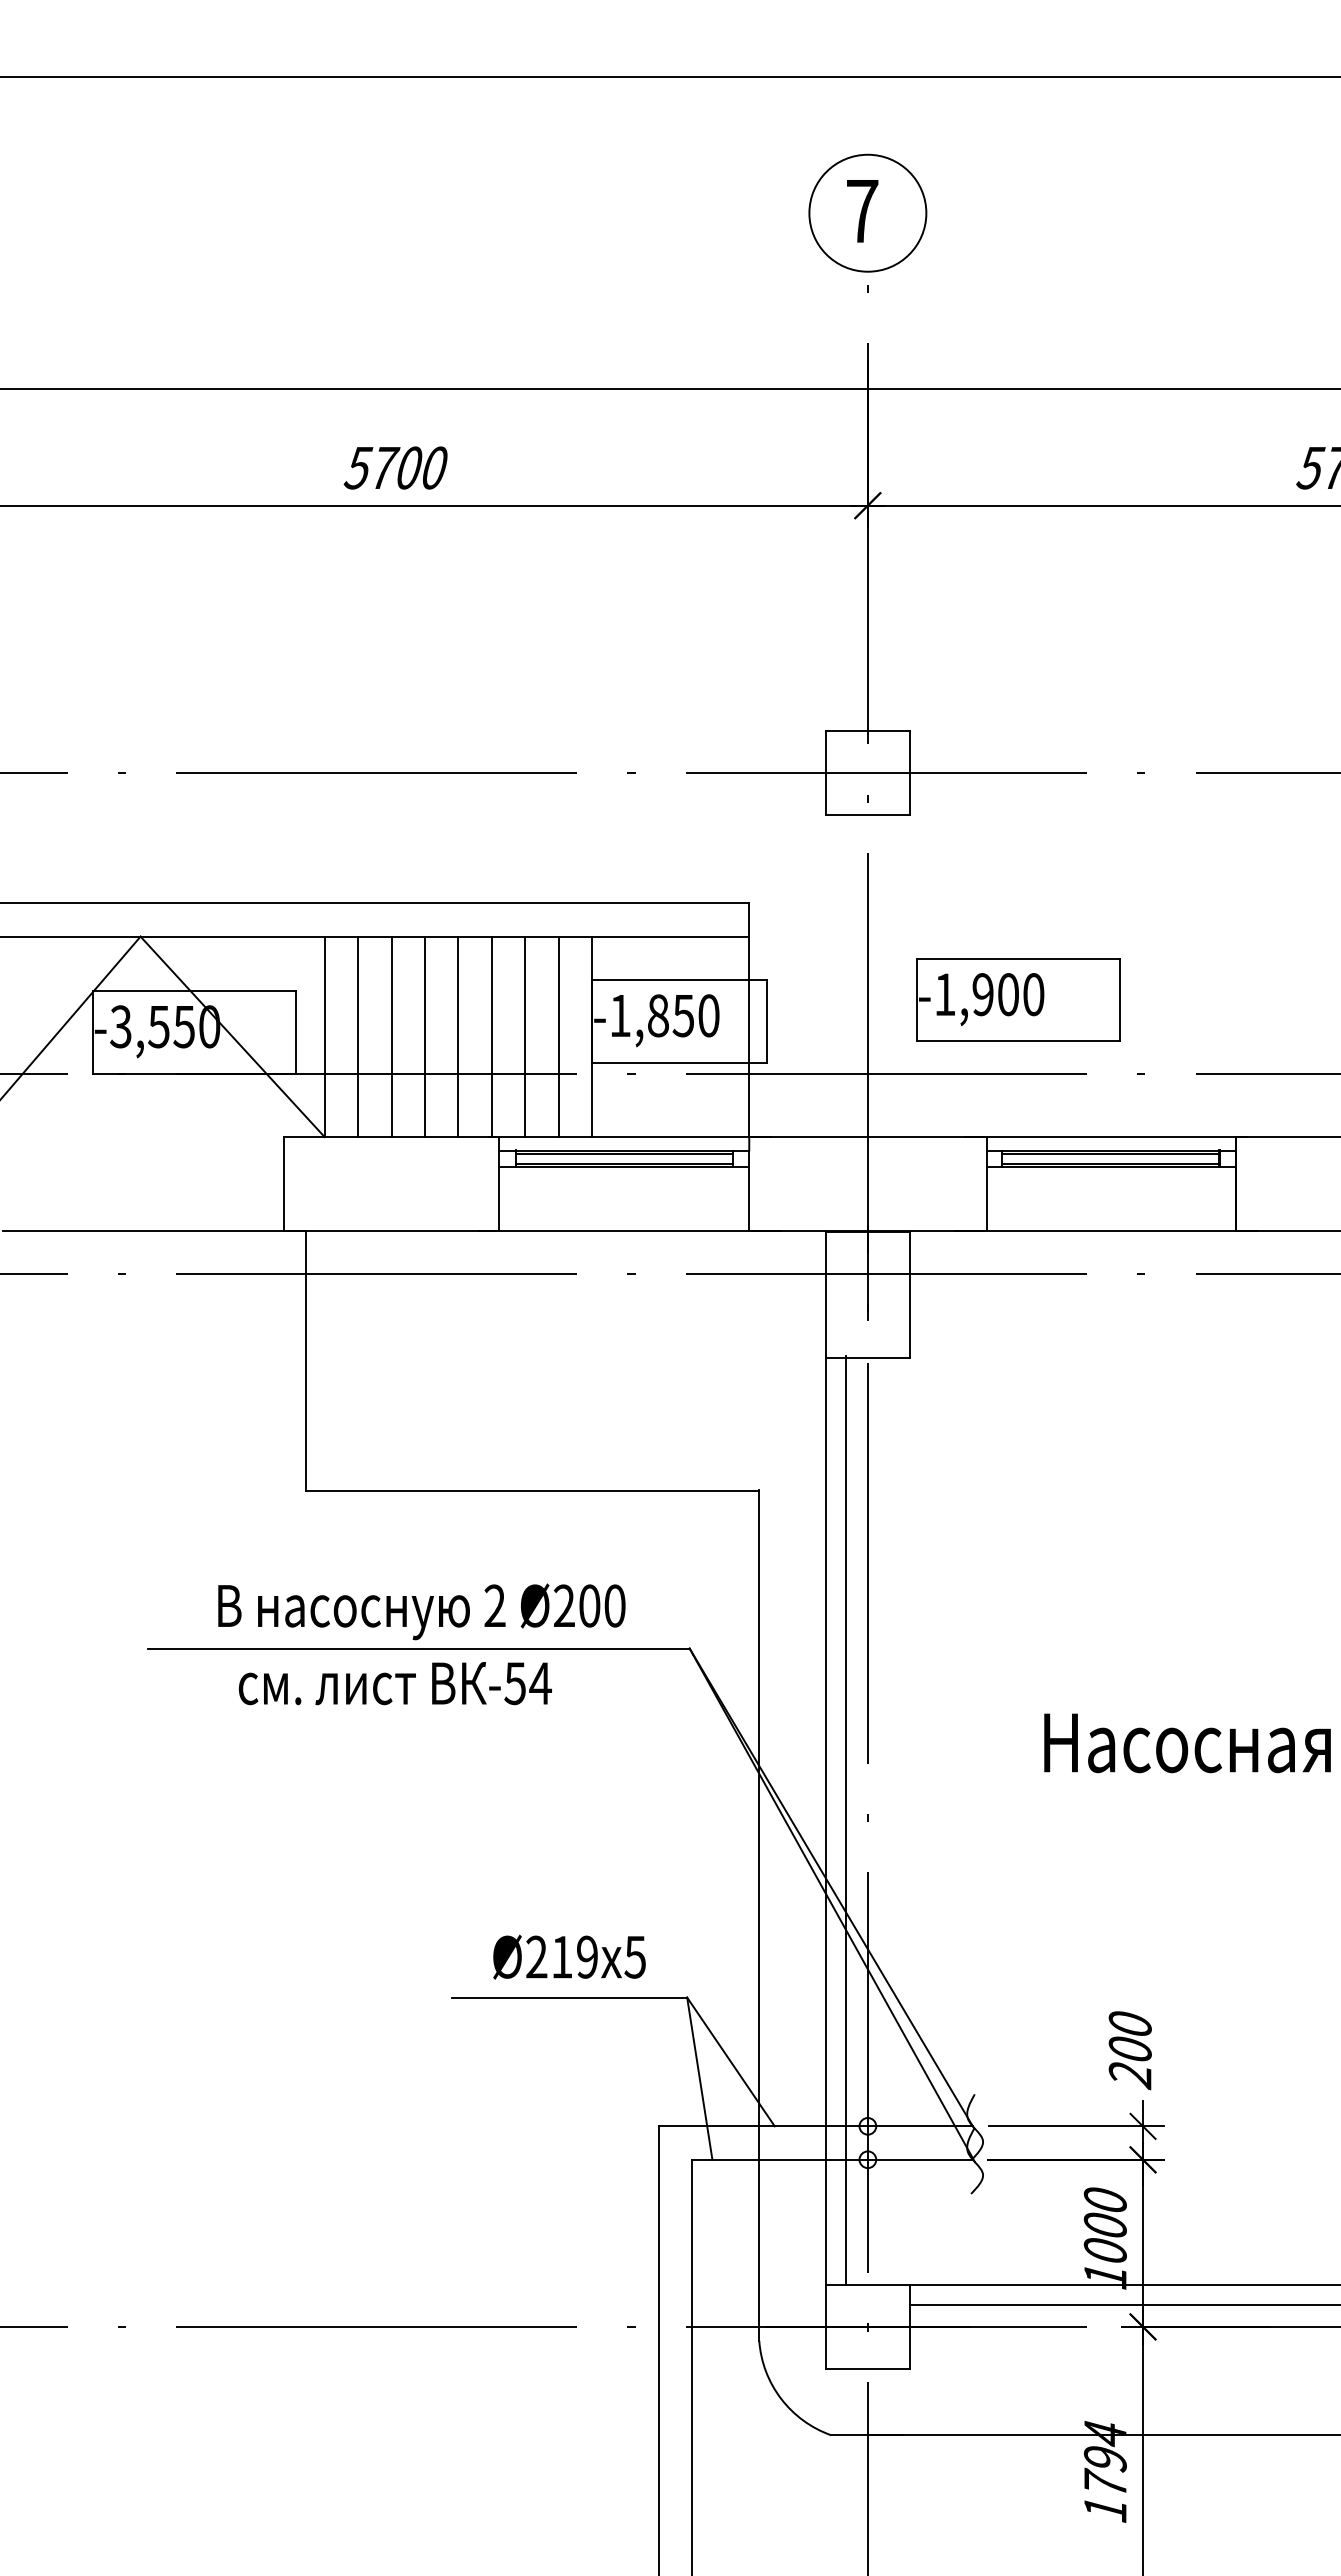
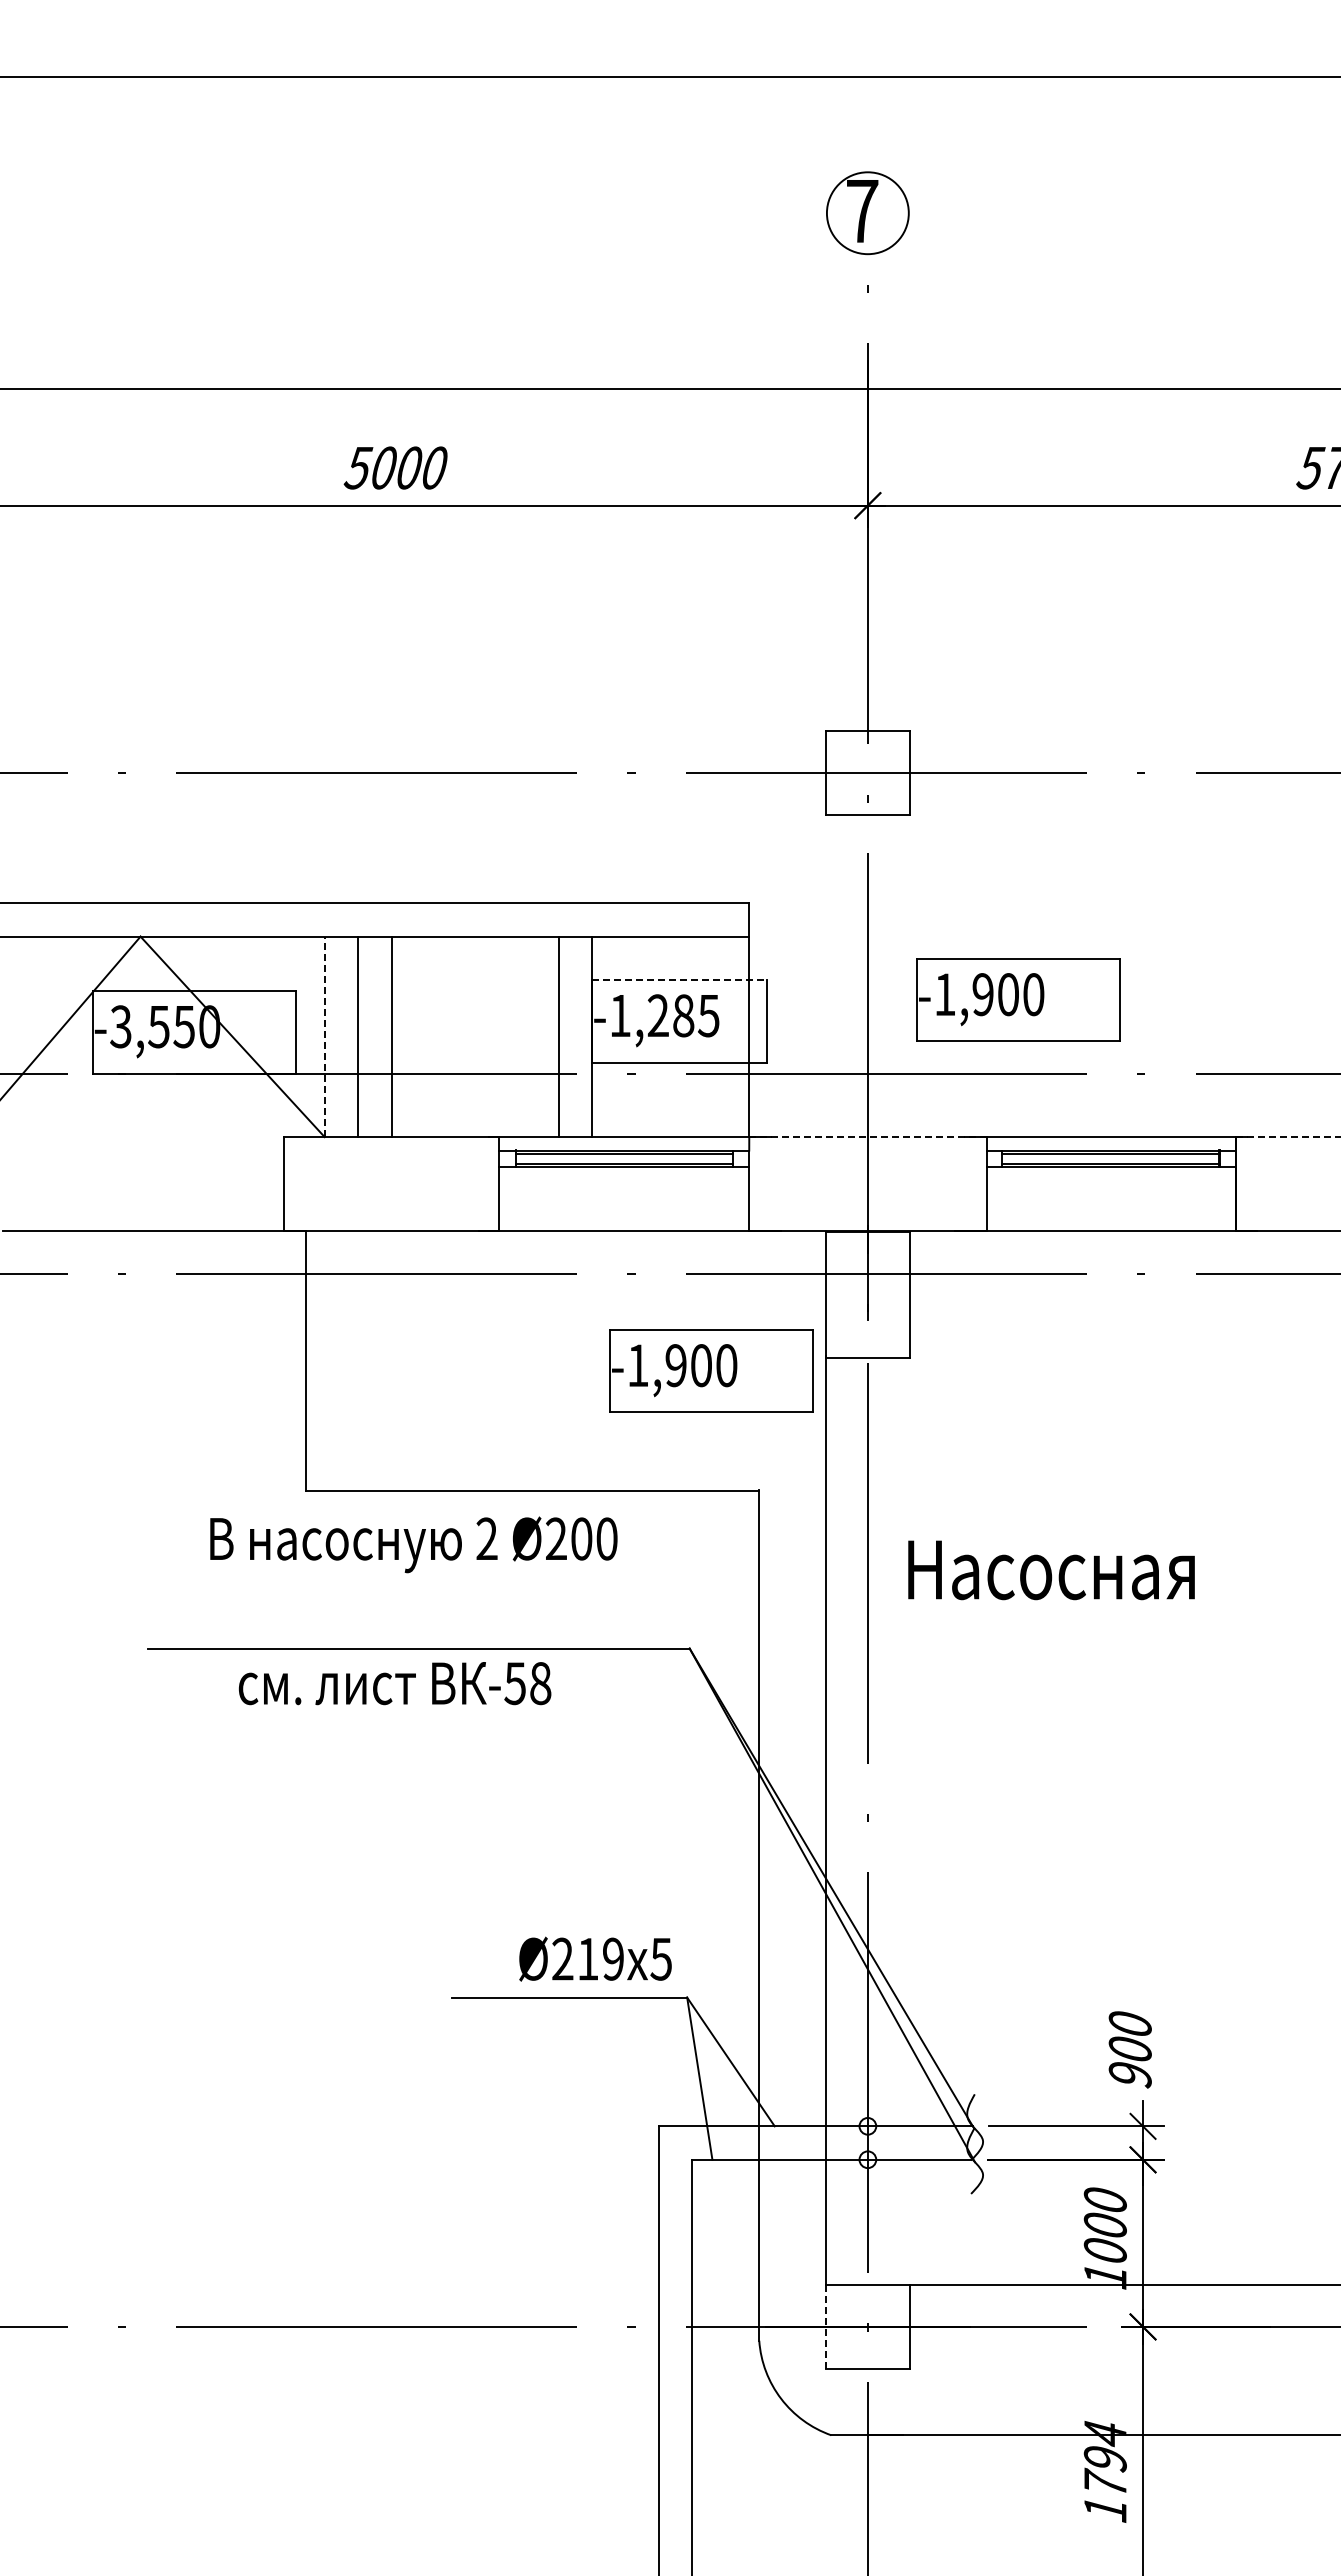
circle diameter: 117 px -> 82 px (867, 213)
text: 5700 -> 5000 (386, 467)
line: solid -> dashed (679, 979)
text: -1,850 -> -1,285 (683, 1015)
line: solid -> dashed (324, 1036)
line: present -> none (424, 1036)
line: present -> none (458, 1036)
line: present -> none (491, 1036)
line: present -> none (525, 1036)
line: solid -> dashed (867, 1137)
line: solid -> dashed (1288, 1137)
part: none -> present (711, 1370)
text position: (421, 1611) -> (413, 1544) (413, 1544)
text: -54 -> -58 (540, 1683)
text position: (1187, 1743) -> (1051, 1570) (1051, 1570)
line: present -> none (846, 1820)
text position: (569, 1956) -> (595, 1958) (595, 1958)
text: 200 -> 900 (1130, 2076)
line: present -> none (1123, 2305)
line: solid -> dashed (826, 2326)
